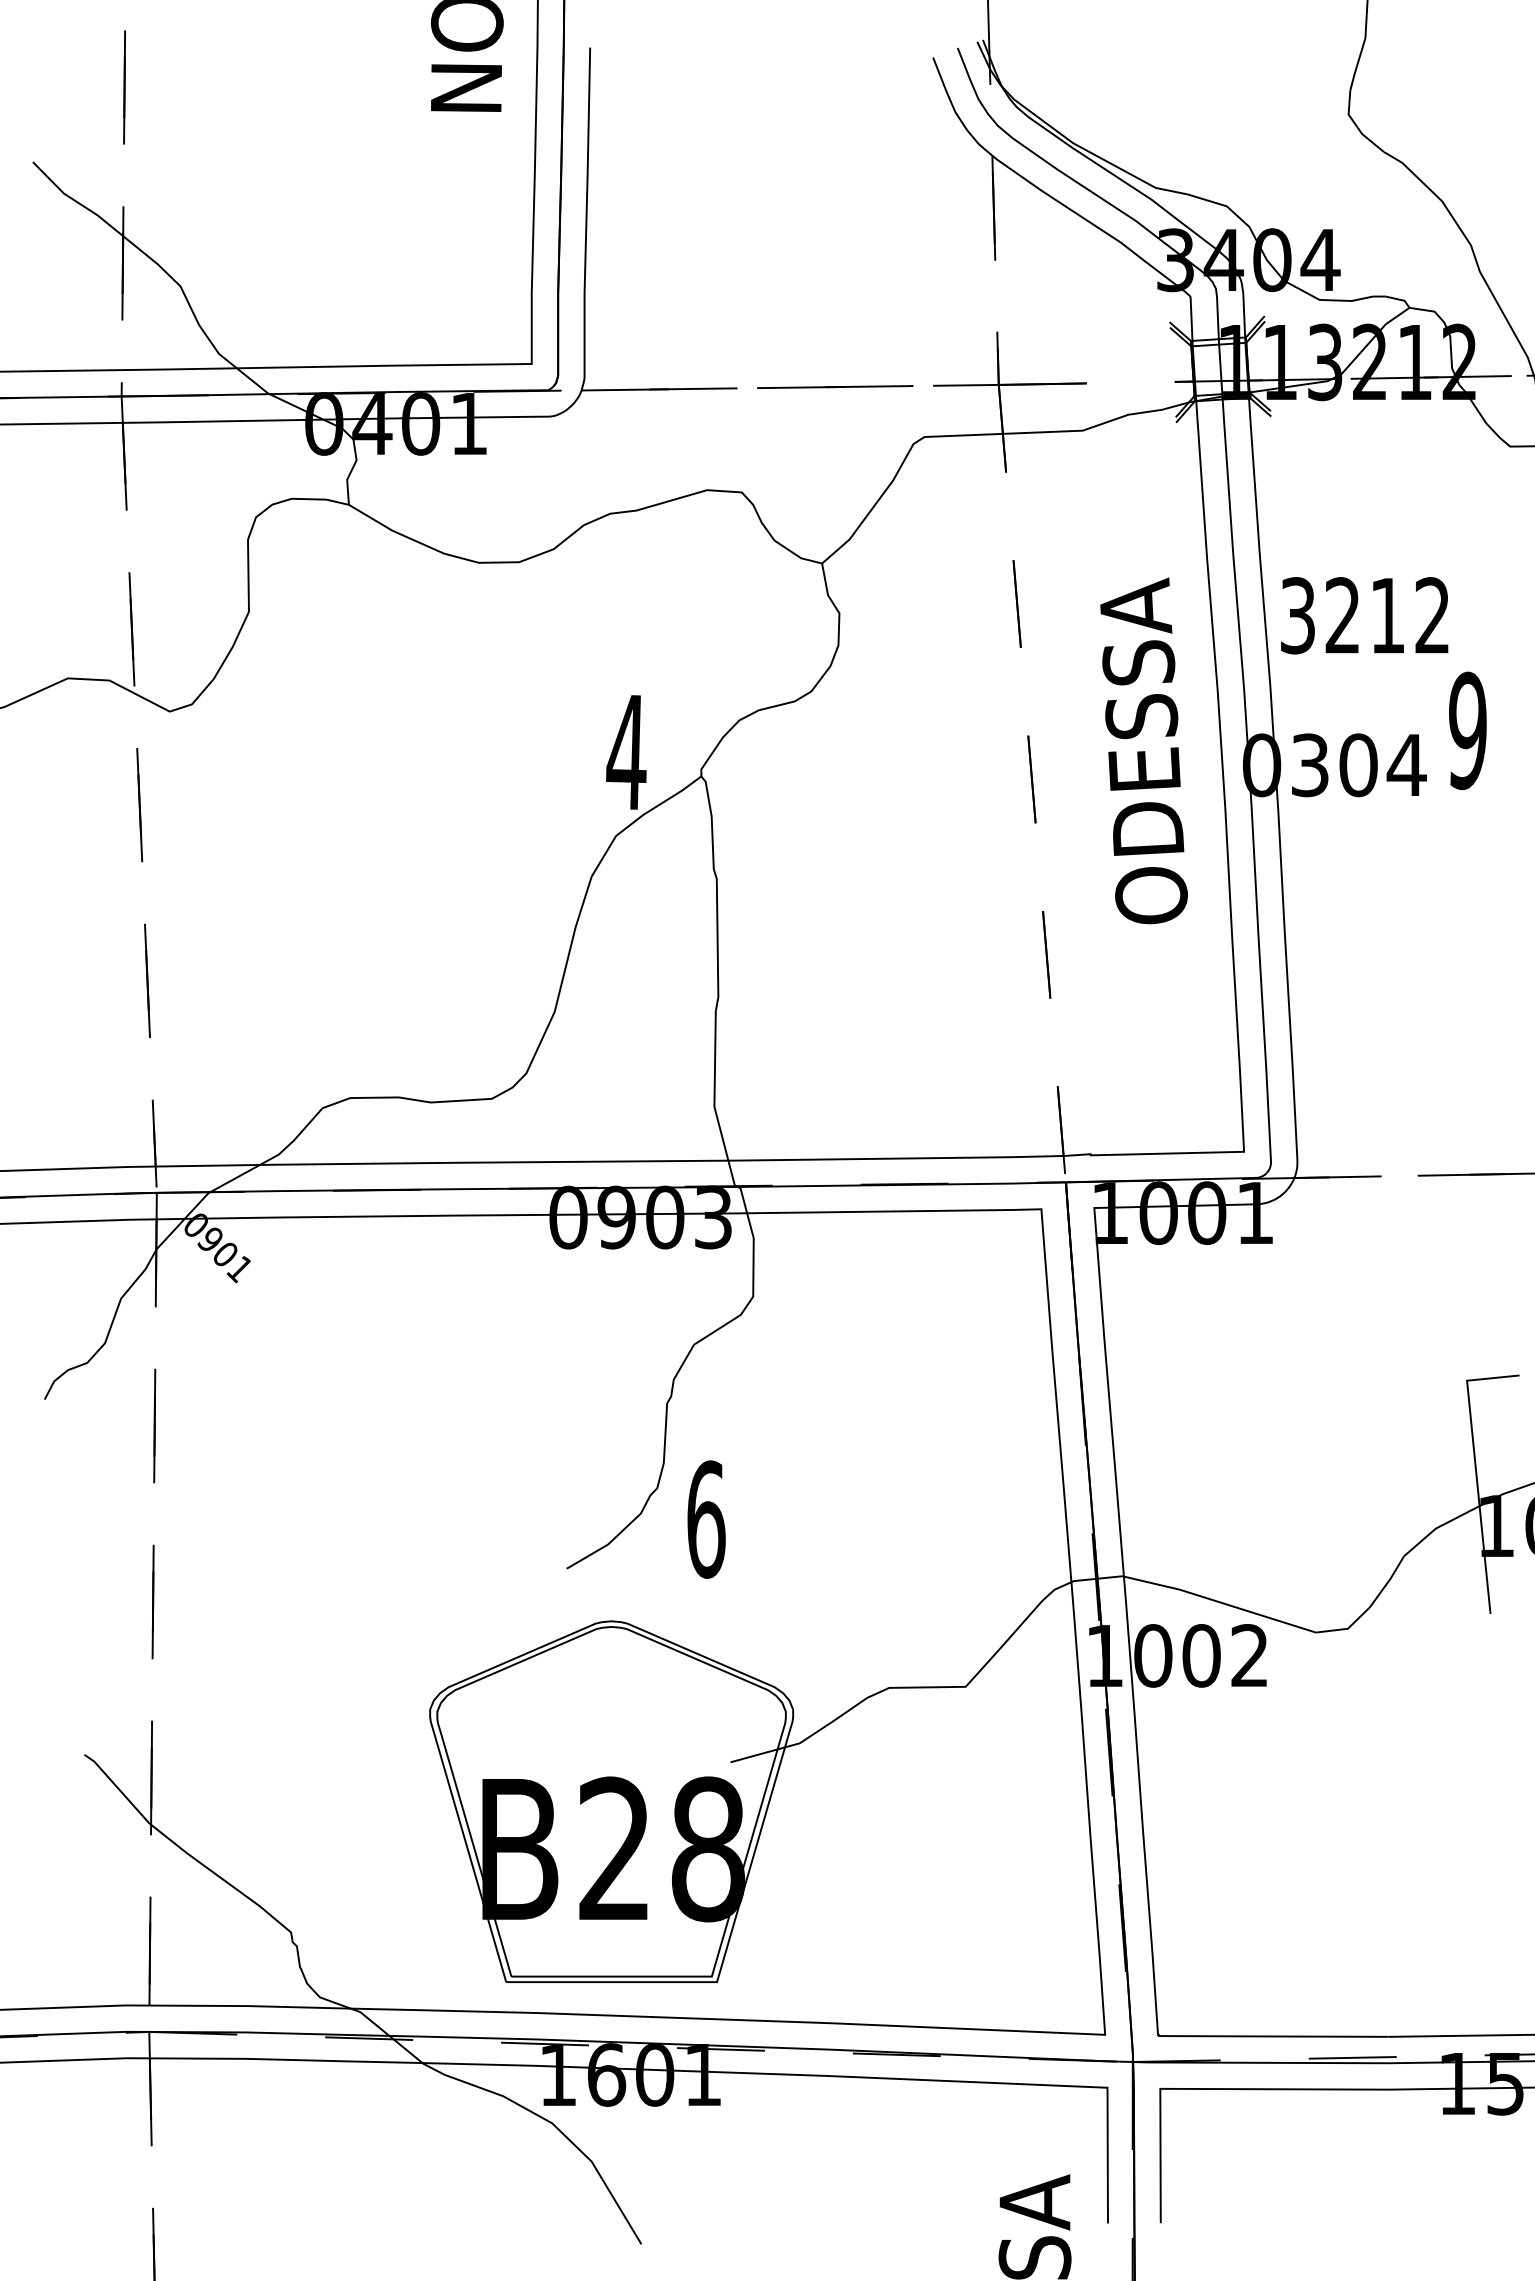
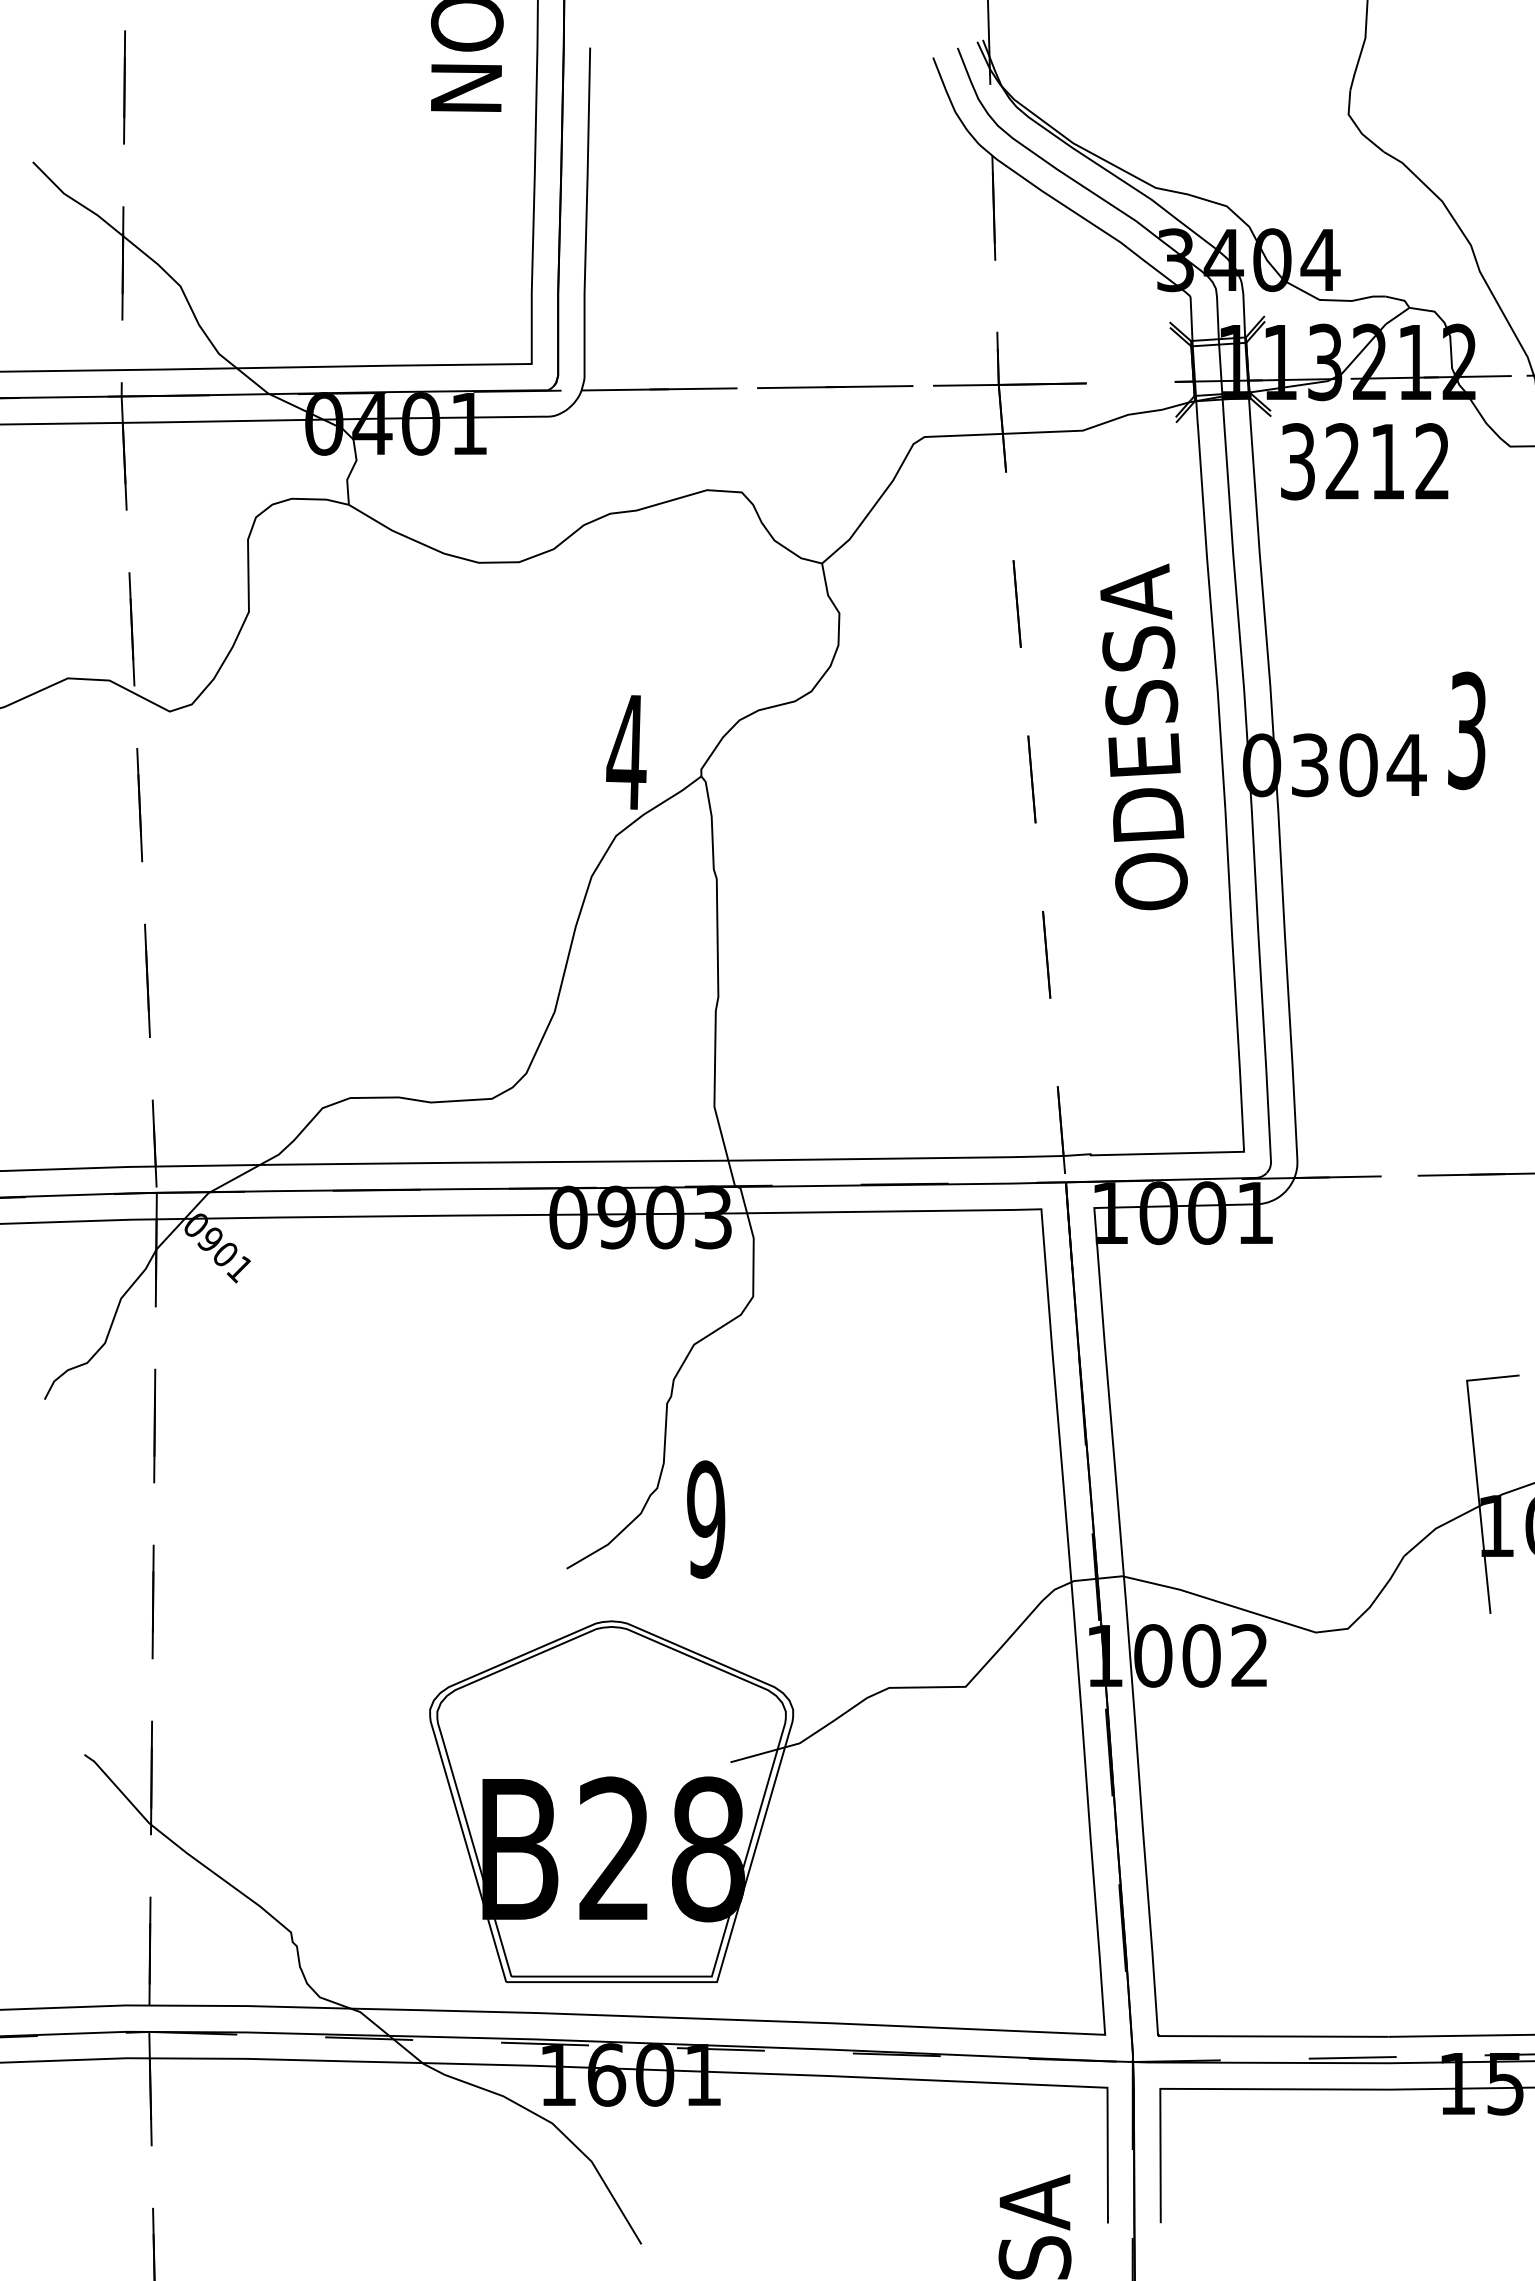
text position: (1364, 615) -> (1364, 461) (1364, 461)
text: 9 -> 3 (1467, 730)
text position: (1143, 750) -> (1143, 736) (1143, 736)
text: 6 -> 9 (706, 1519)
